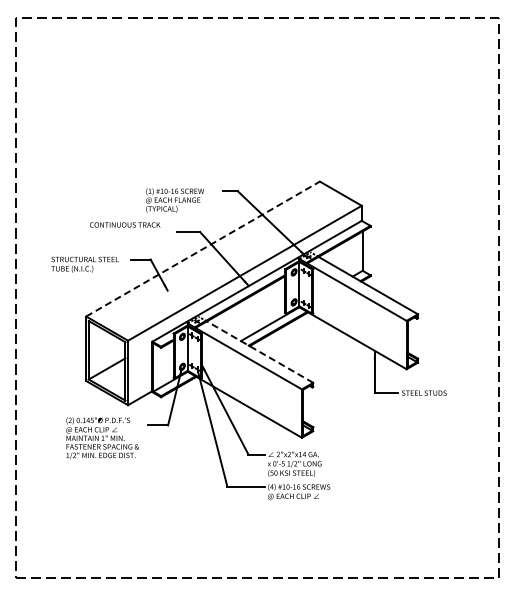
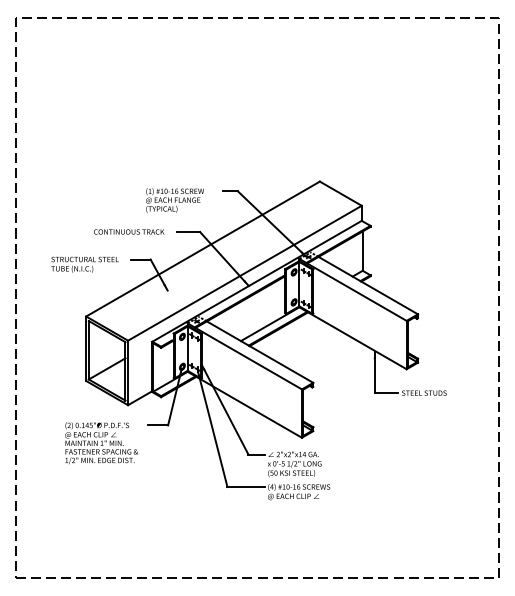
text position: (125, 224) -> (129, 231) (129, 231)
line: dashed -> solid (203, 249)
line: dashed -> solid (259, 351)
text position: (102, 438) -> (101, 443) (101, 443)
